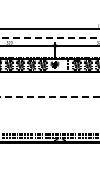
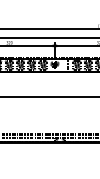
line: dashed -> solid (50, 37)
line: dashed -> solid (50, 97)
